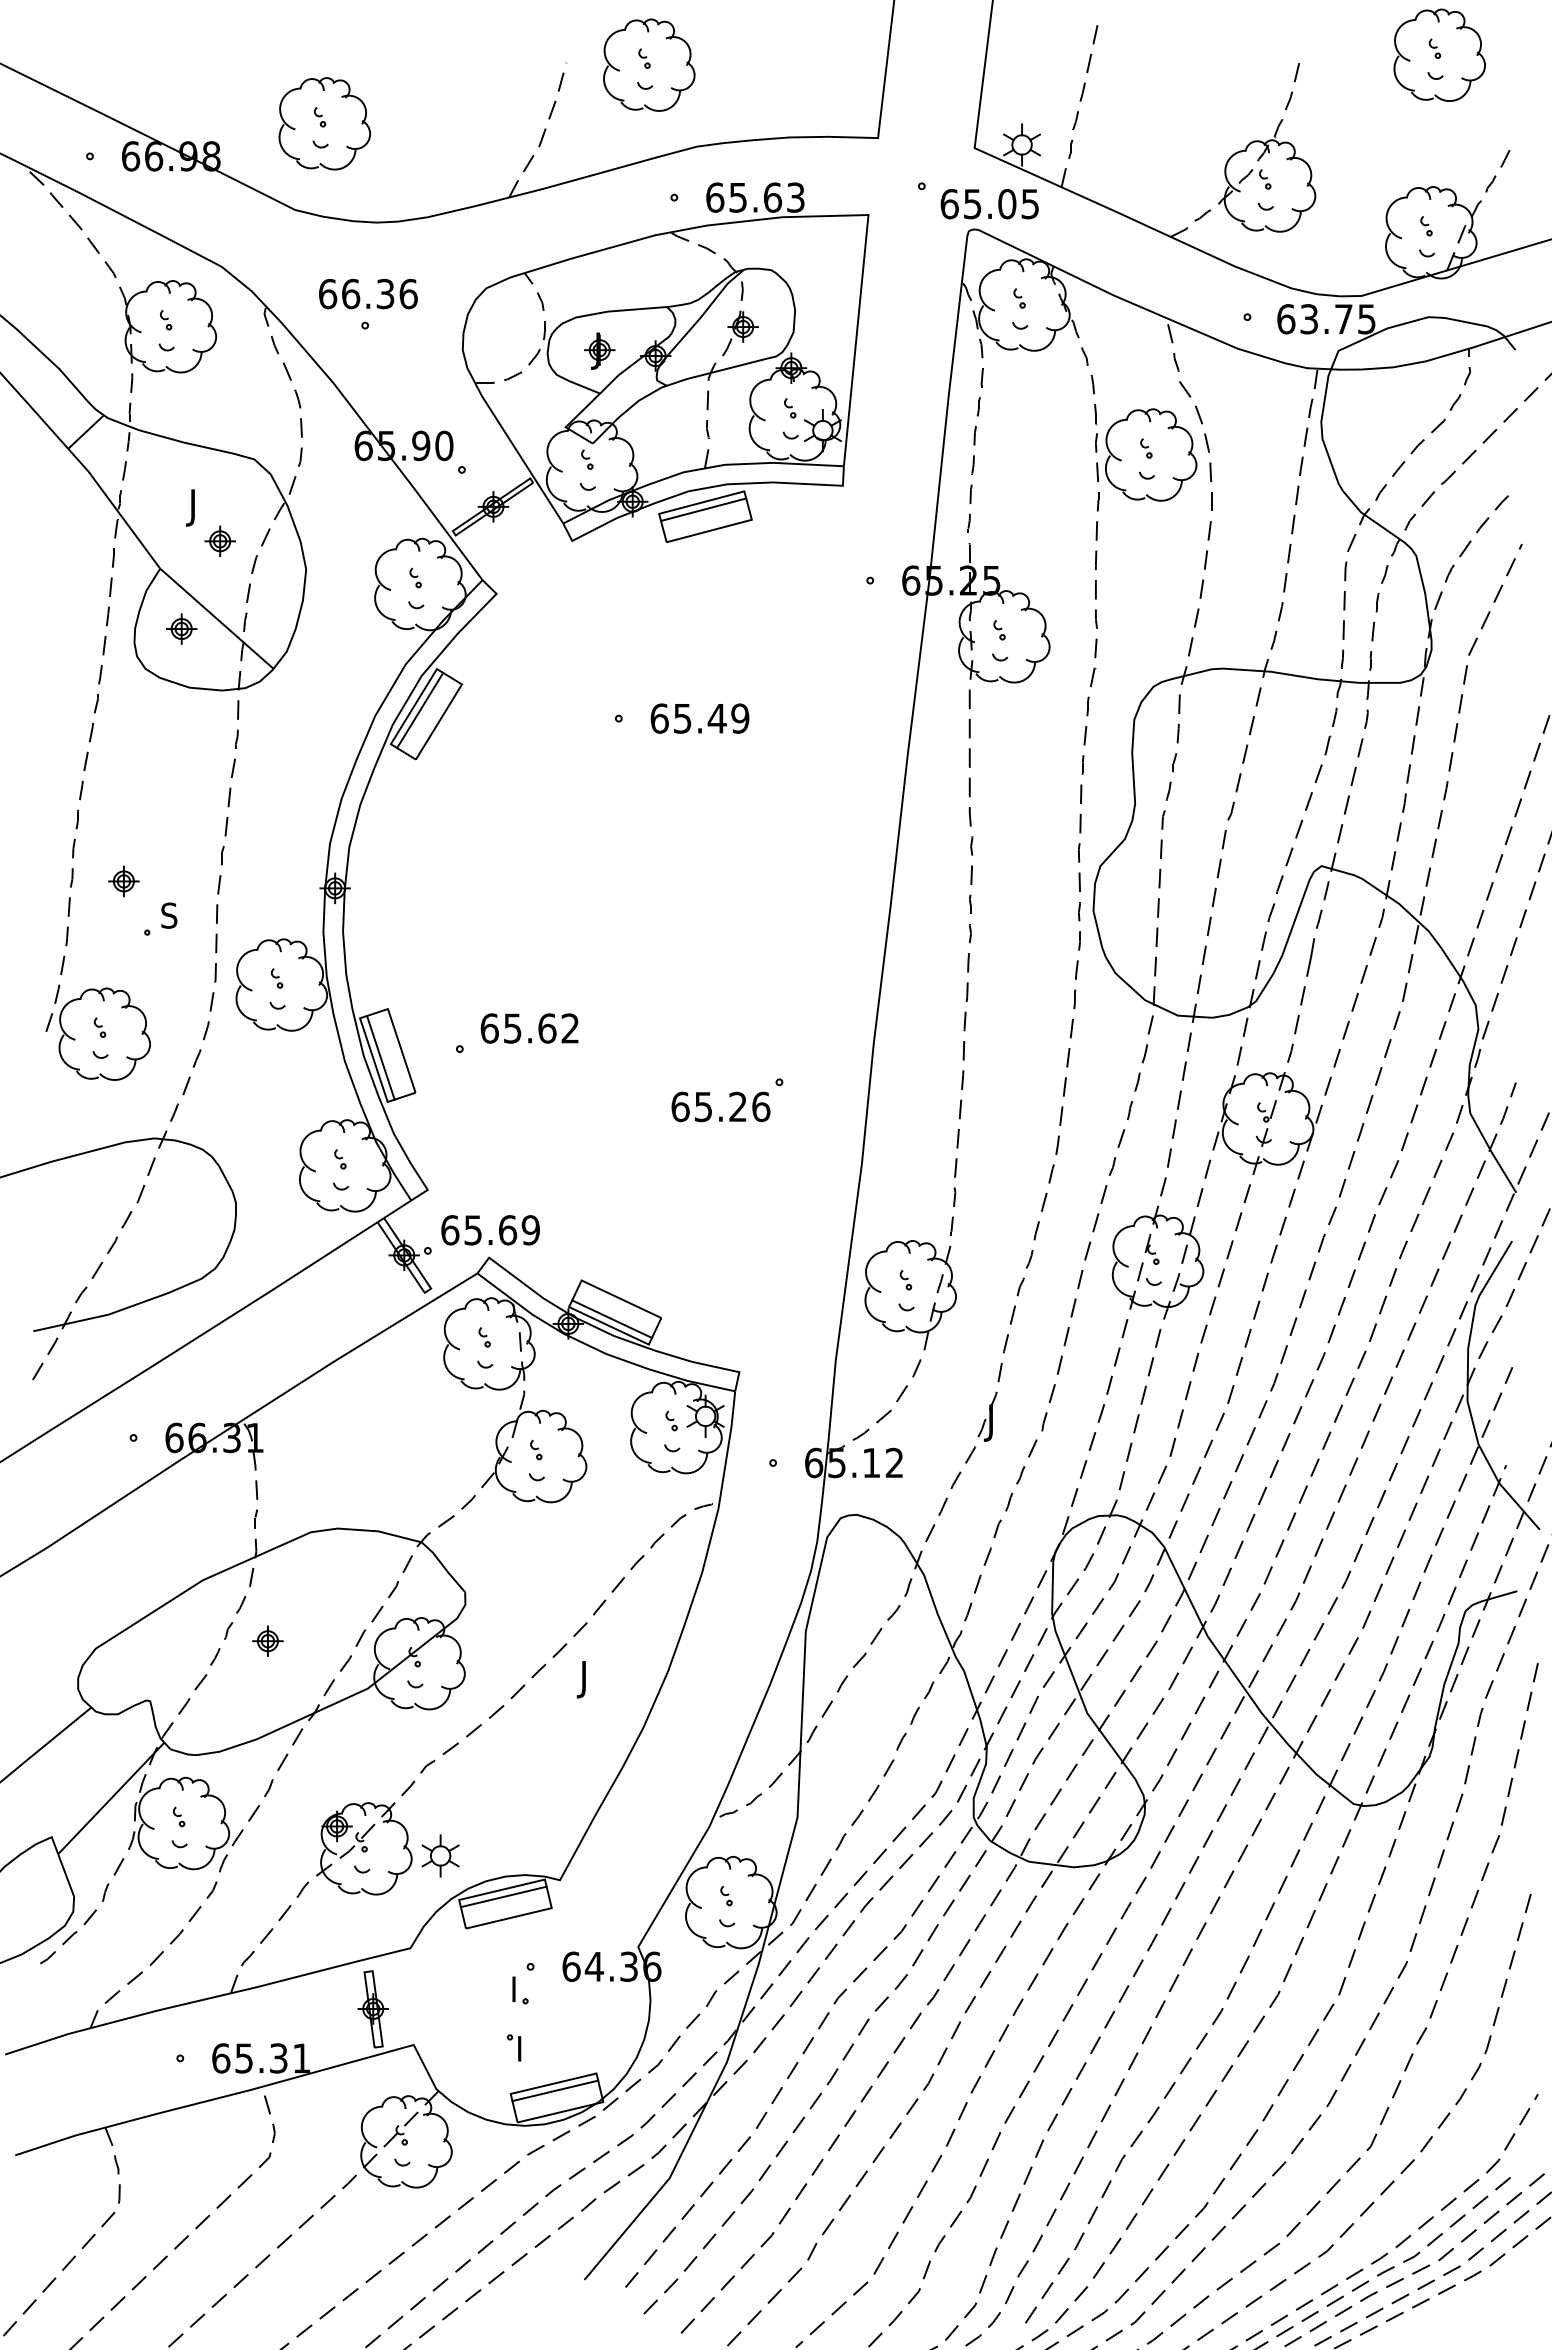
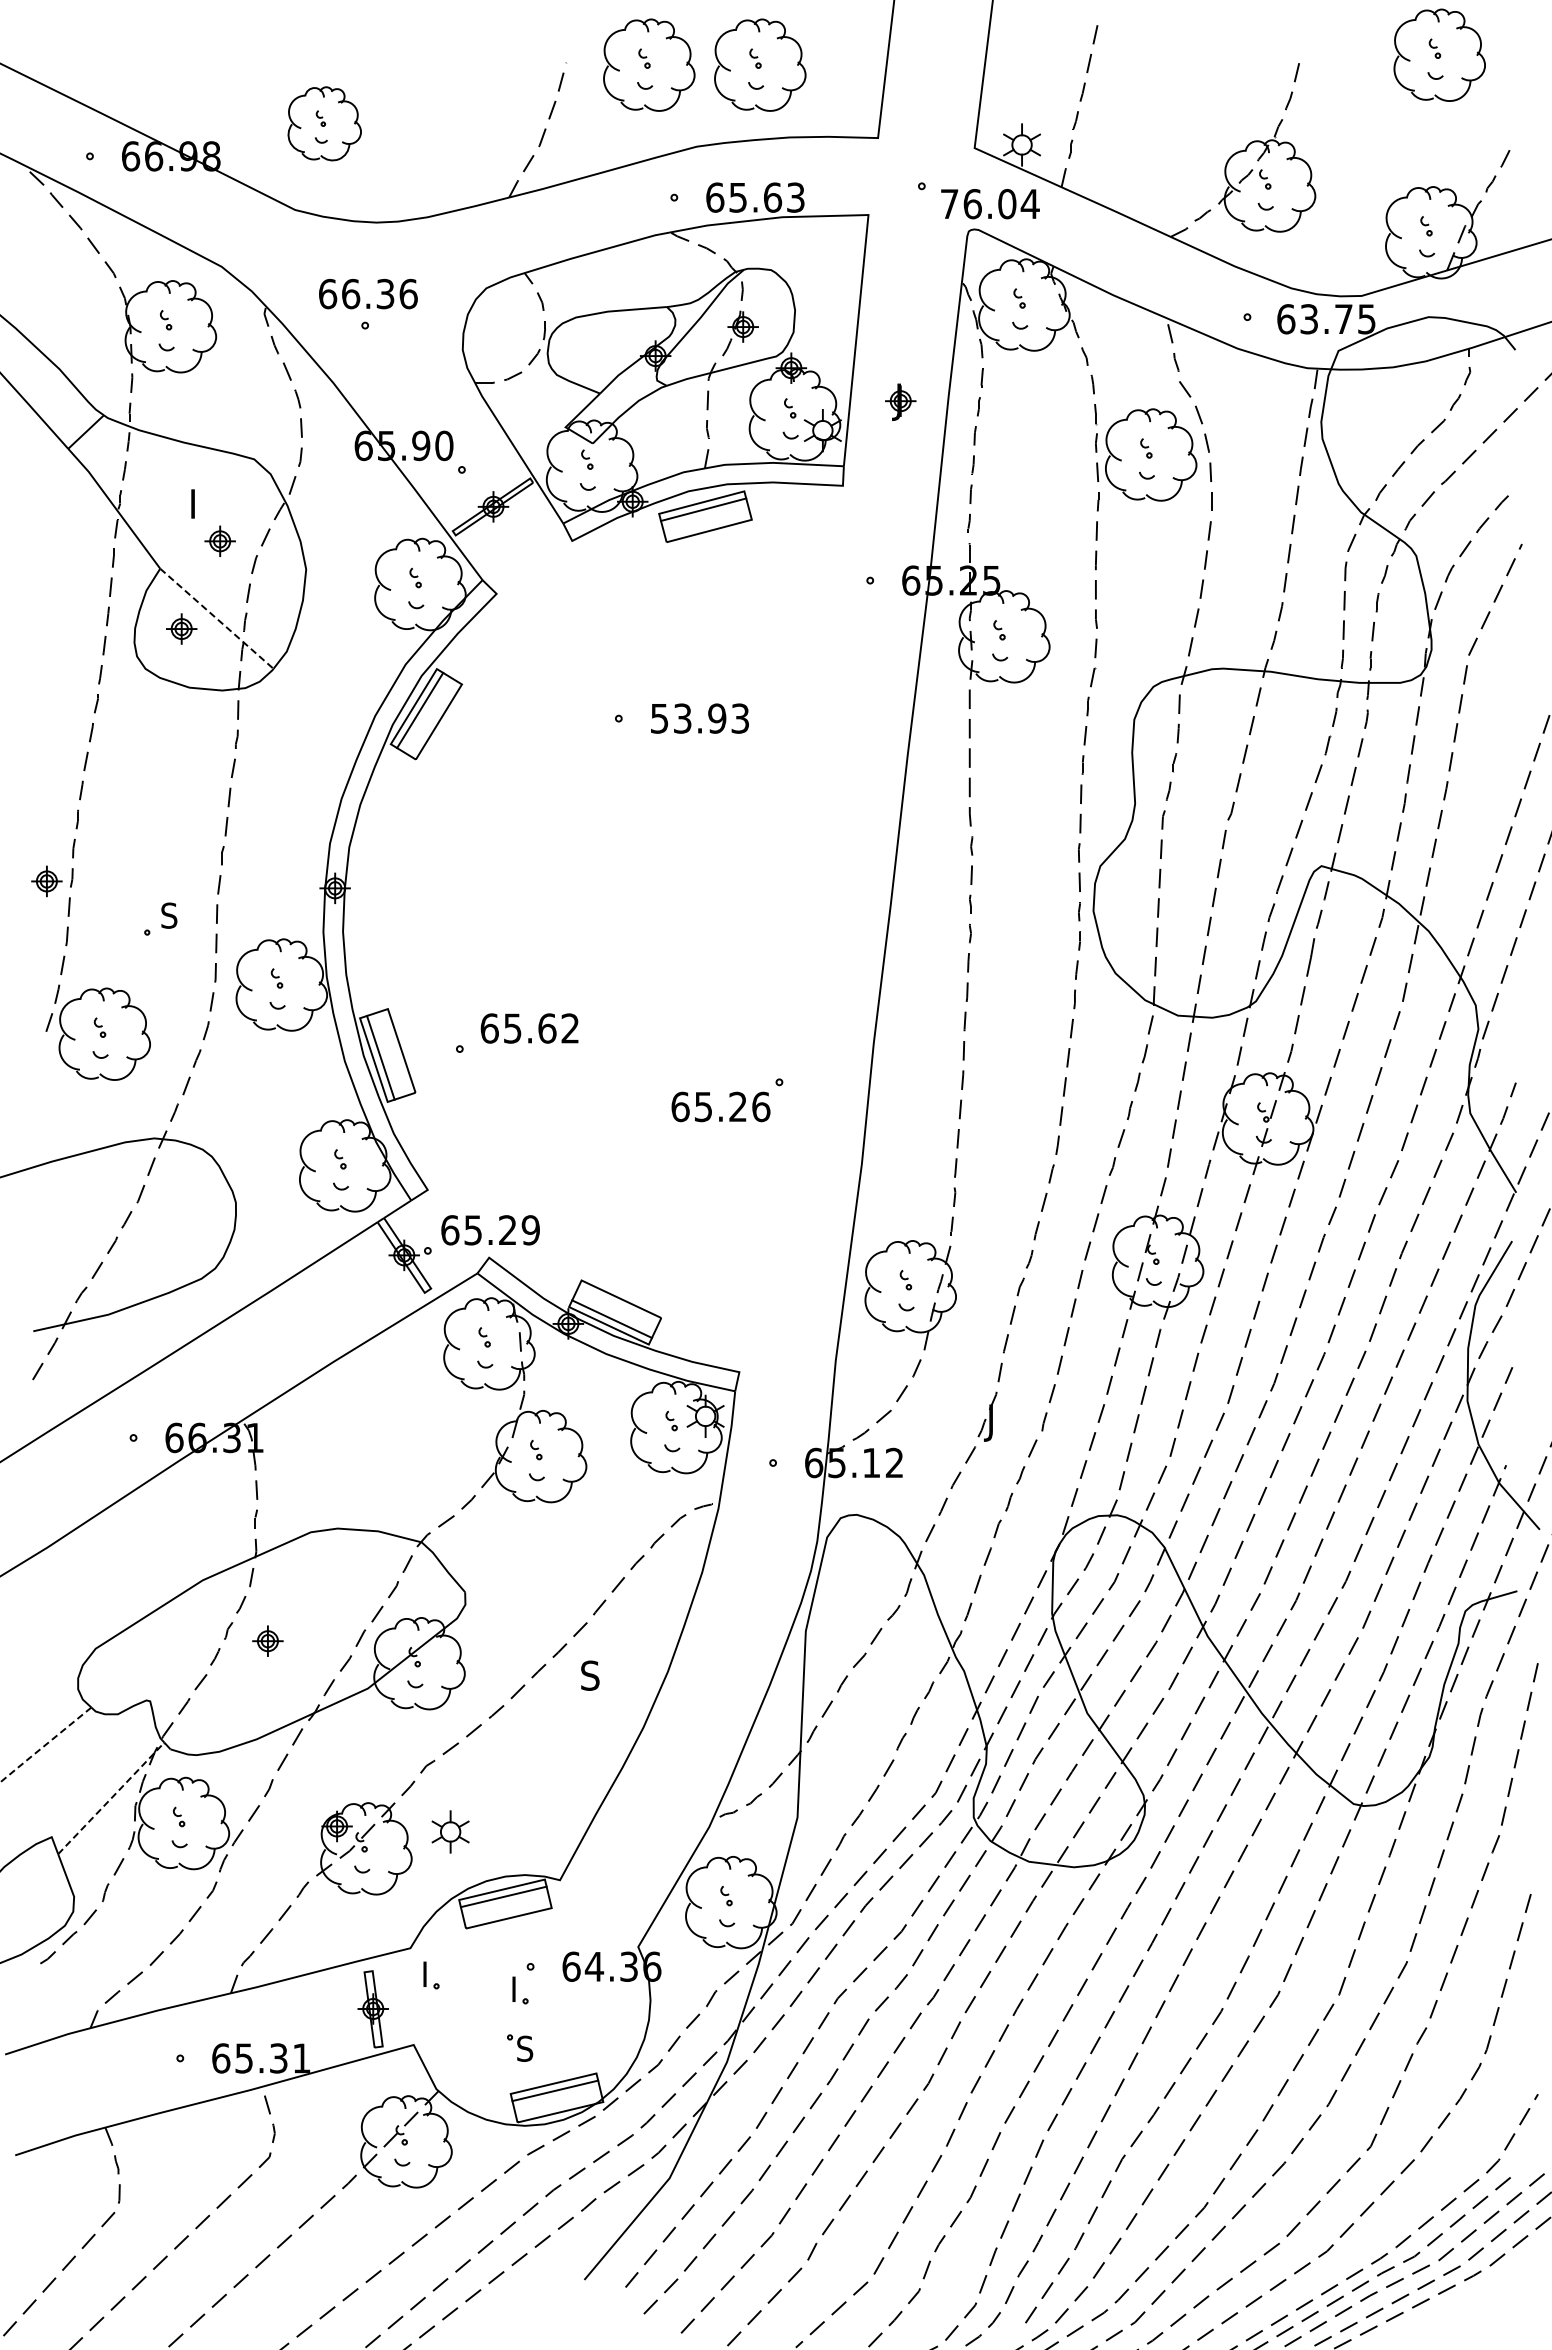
part: none -> present (760, 64)
part size: 93x94 px -> 75x76 px (324, 123)
text: 65.05 -> 76.04 (989, 204)
part position: (599, 350) -> (900, 401) (900, 401)
text: J -> I (189, 522)
line: solid -> dashed (216, 618)
text: 65.49 -> 53.93 (699, 718)
part position: (123, 881) -> (46, 881) (46, 881)
text: 65.69 -> 65.29 (508, 1230)
text: J -> S (587, 1679)
line: solid -> dashed (45, 1745)
line: solid -> dashed (110, 1798)
part position: (440, 1855) -> (450, 1831) (450, 1831)
part: none -> present (431, 1975)
text: I -> S (525, 2048)
